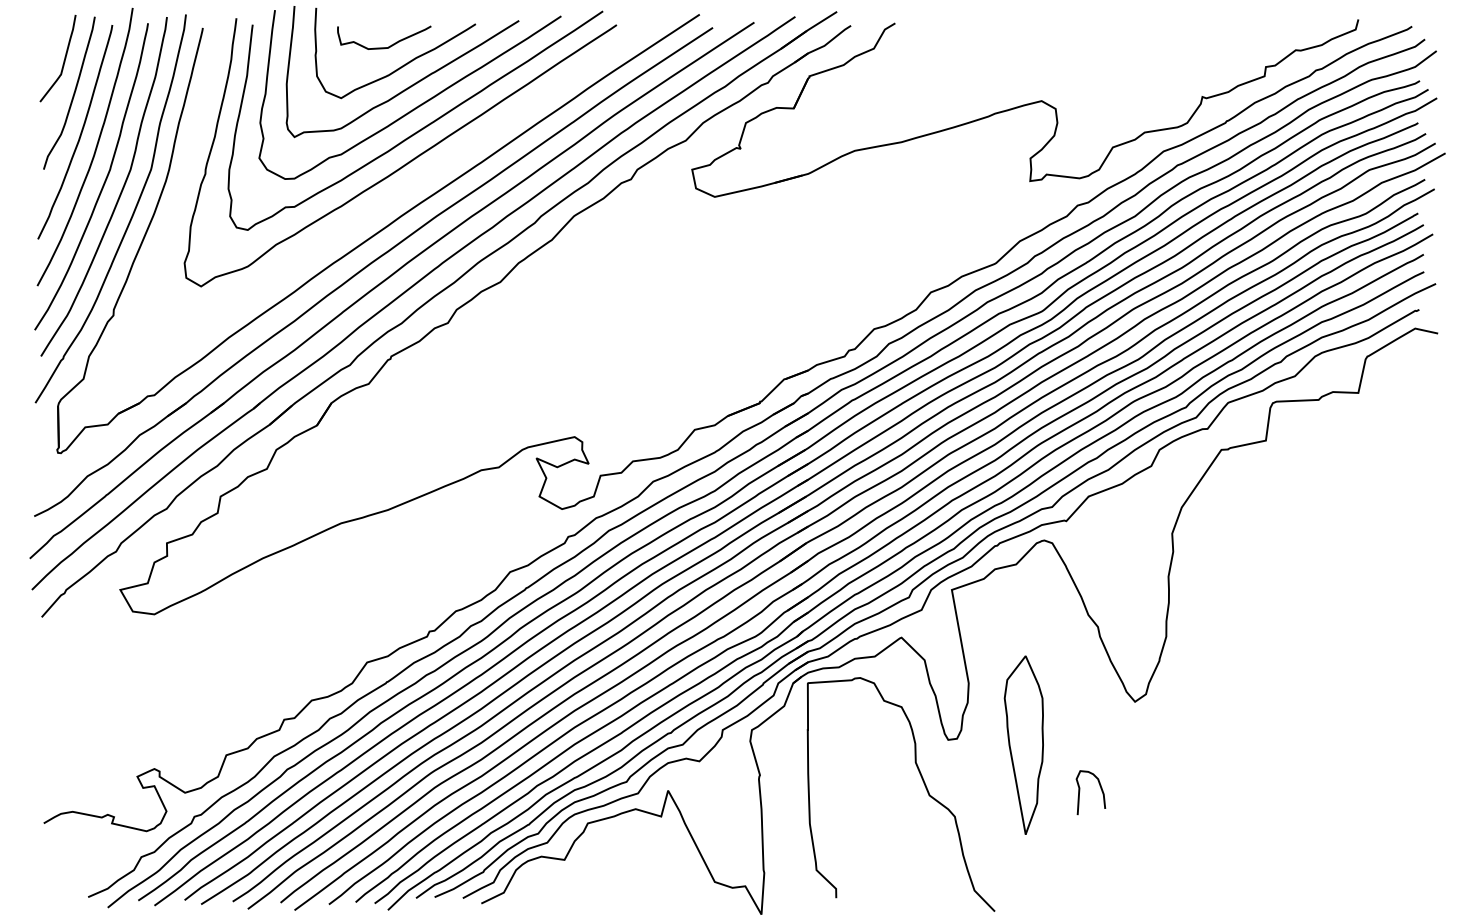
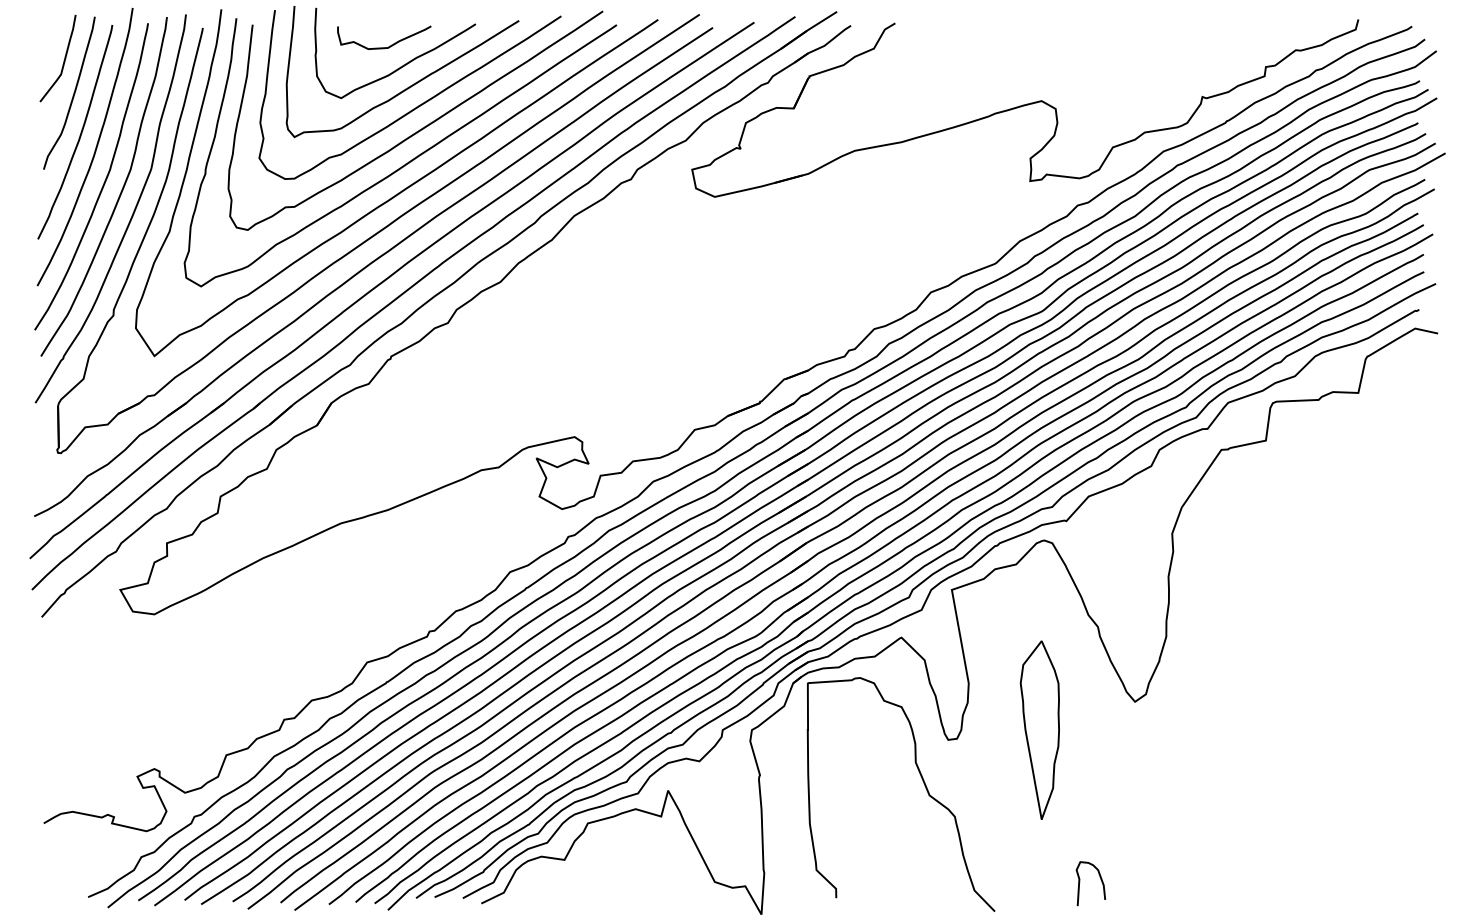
curve: none -> present (401, 190)
part position: (1023, 744) -> (1039, 729) (1039, 729)
curve position: (1080, 791) -> (1080, 882) (1080, 882)
